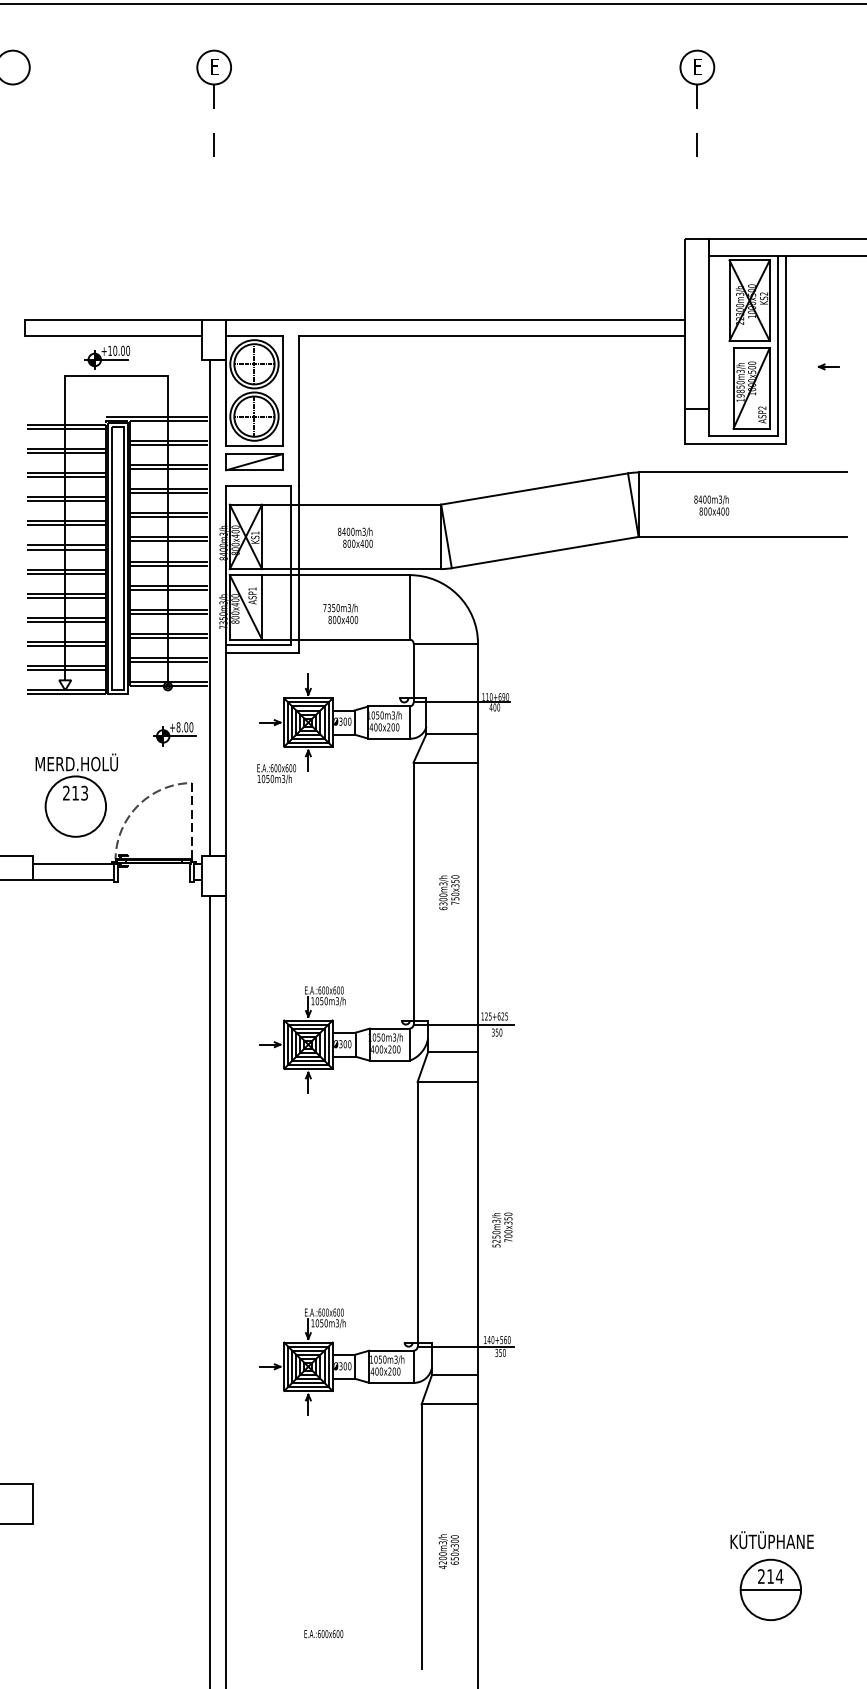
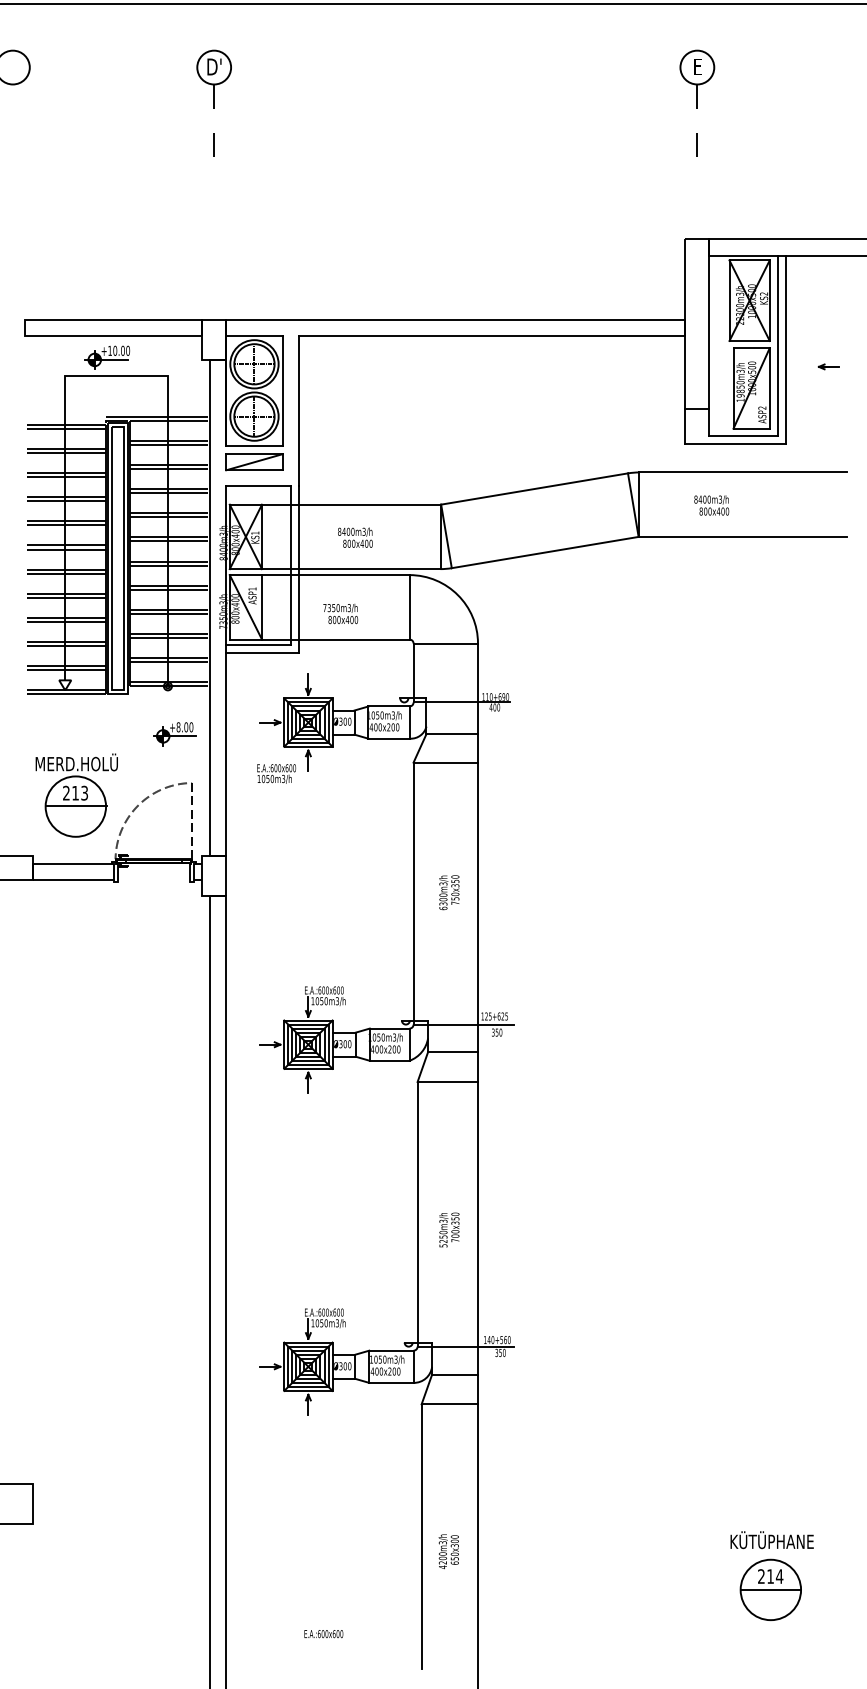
text: E -> D' (214, 66)
line: none -> present (76, 806)
text position: (502, 1229) -> (449, 1229) (449, 1229)
